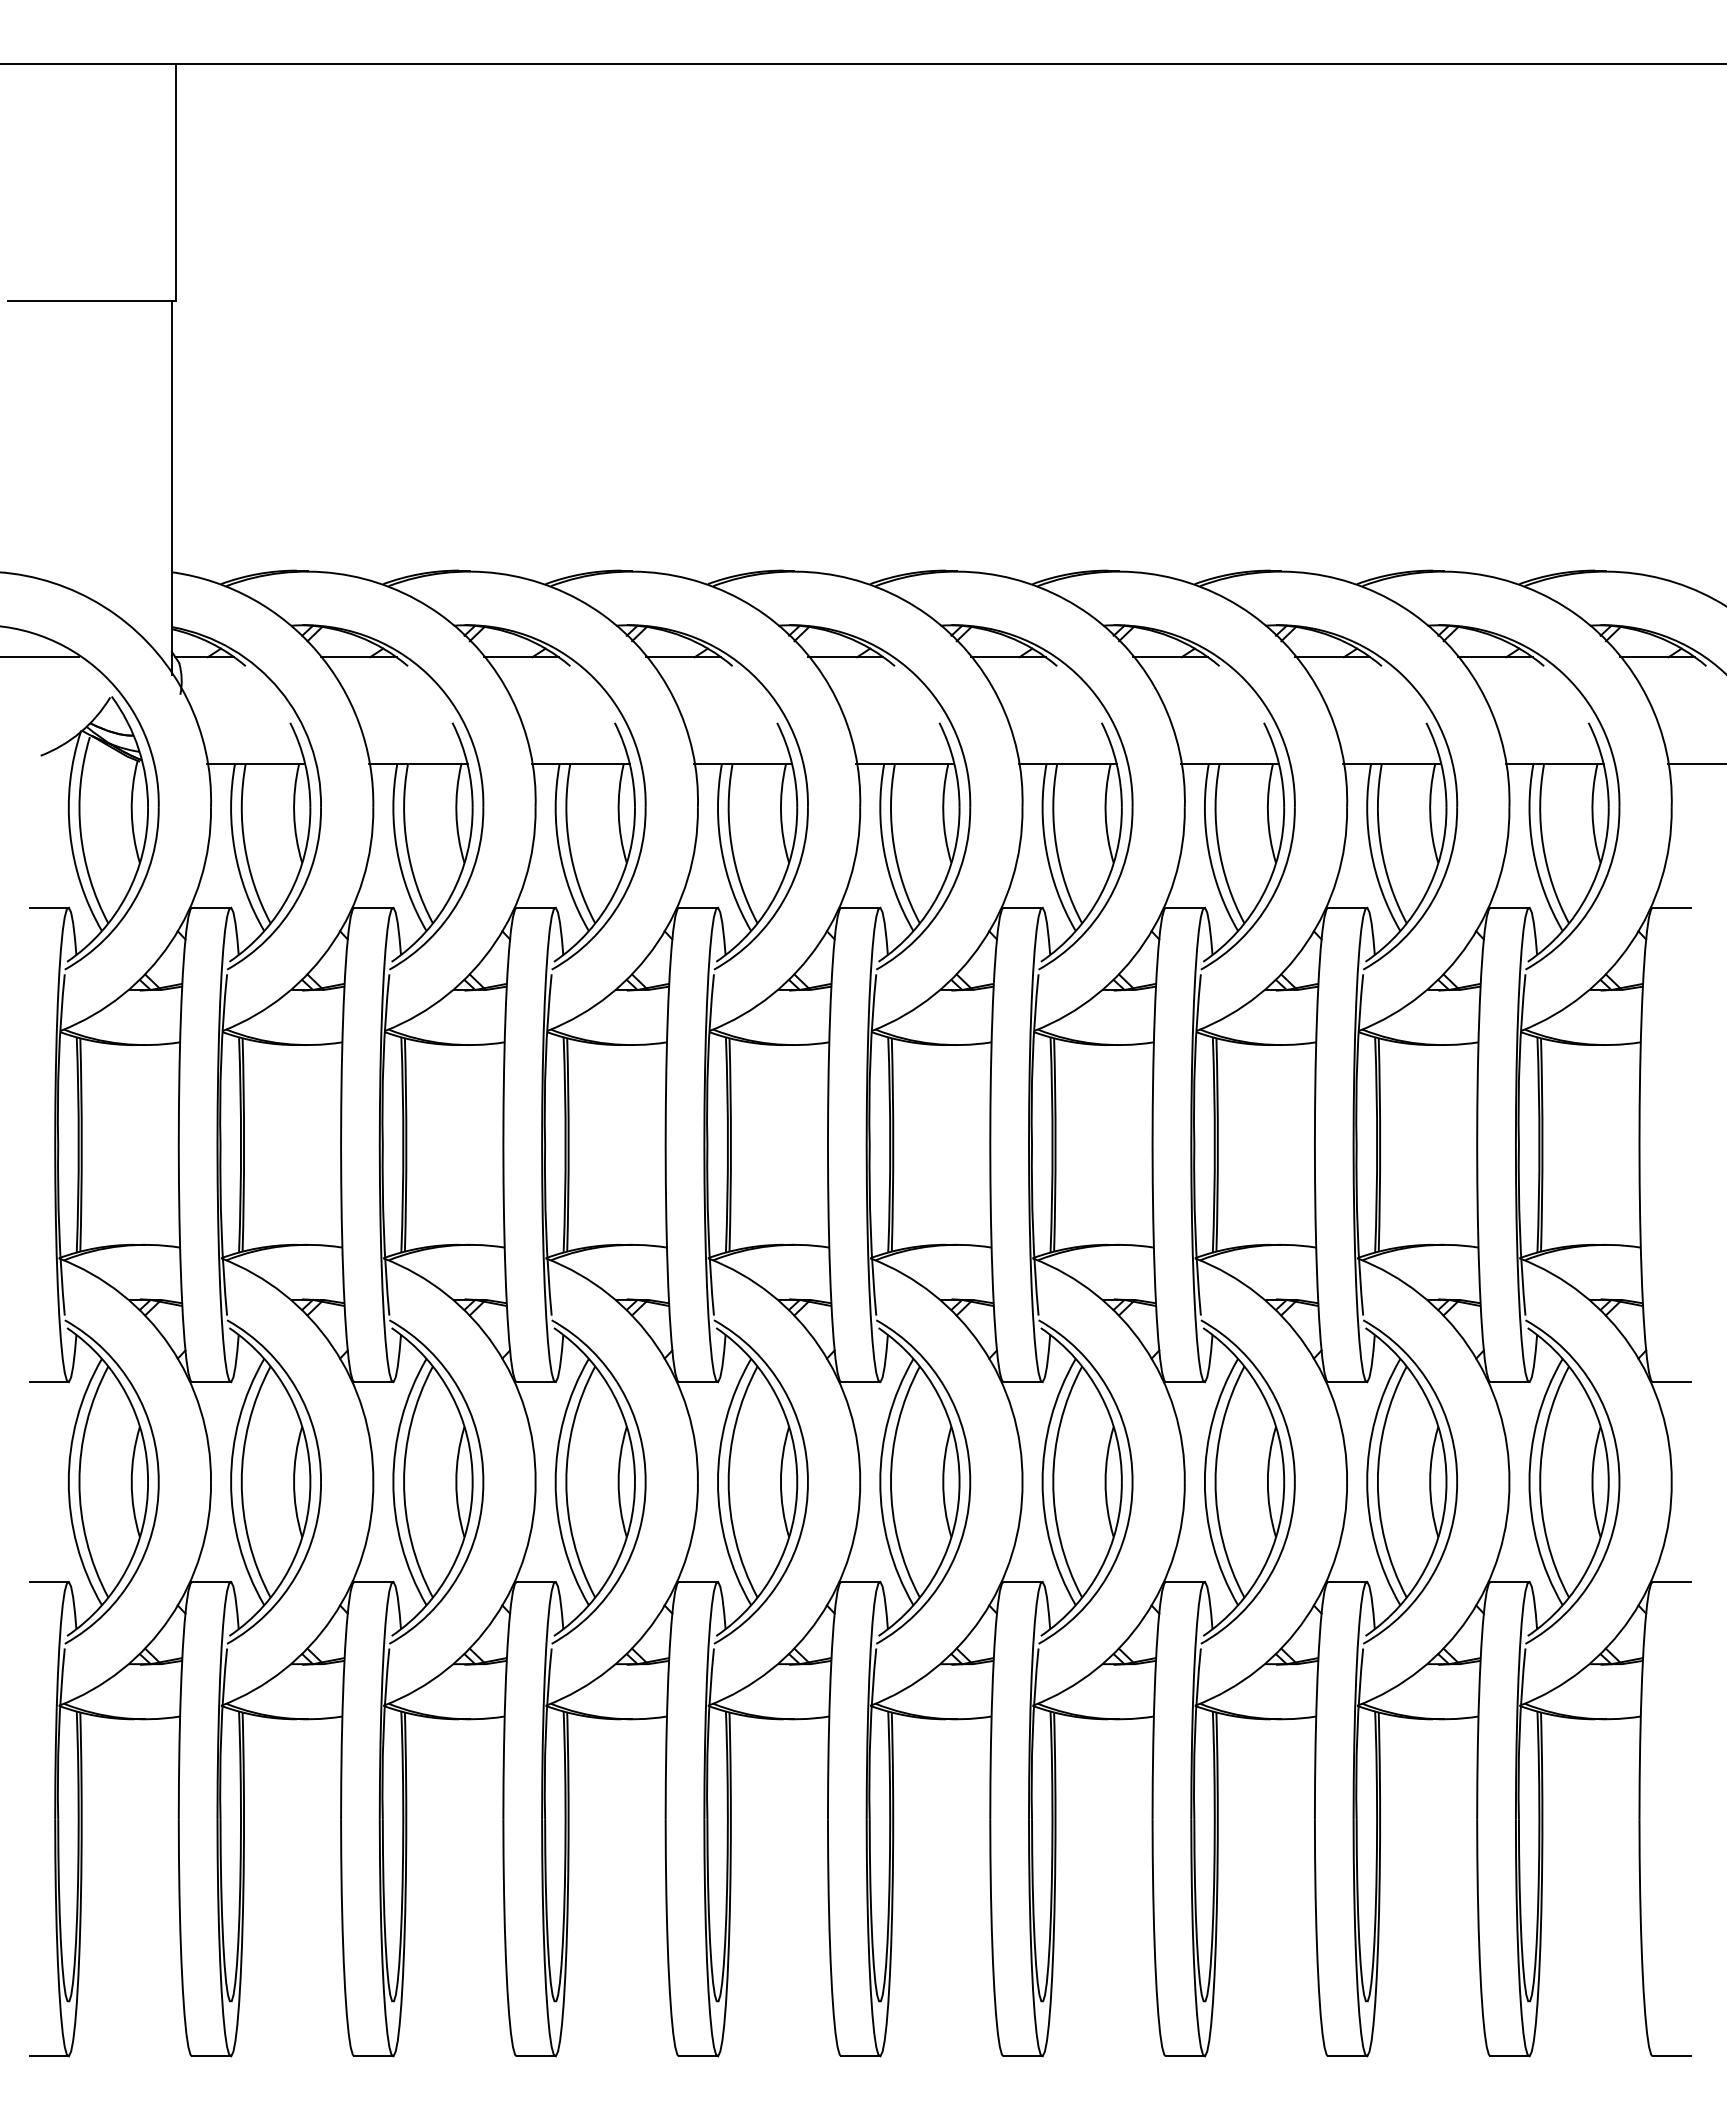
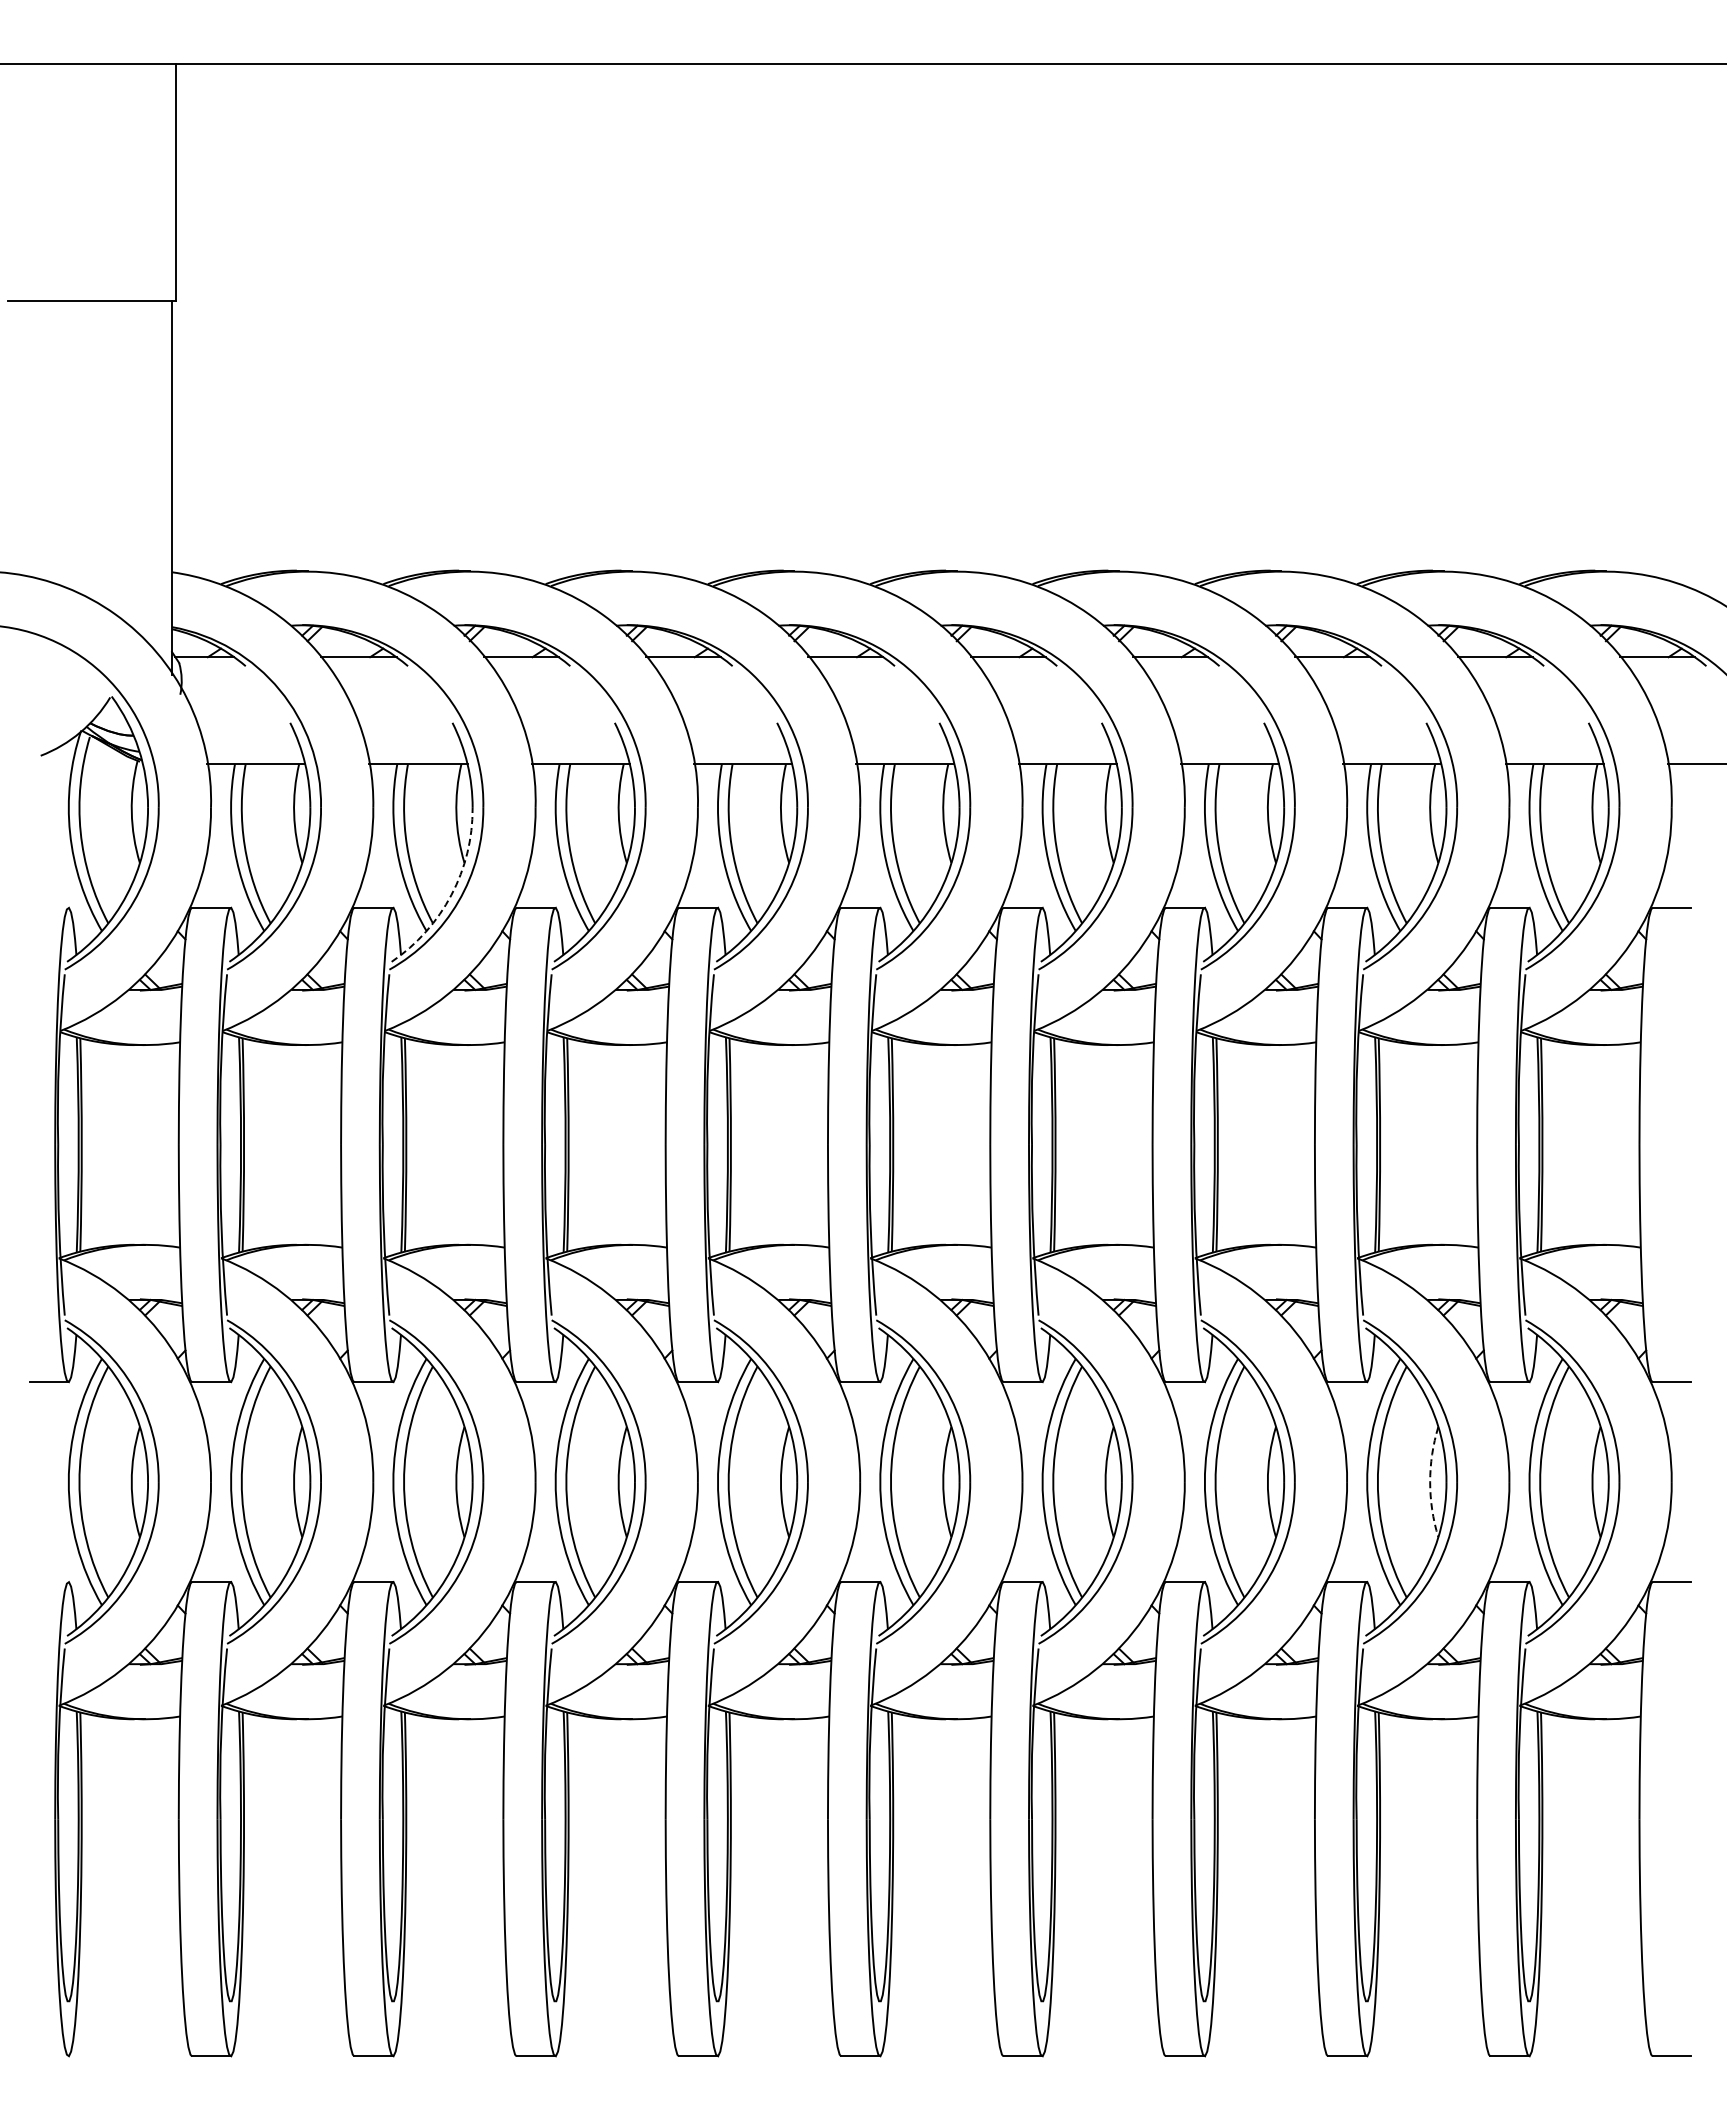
line: present -> none (40, 657)
arc: solid -> dashed (451, 895)
line: present -> none (48, 907)
arc: solid -> dashed (1430, 1482)
line: present -> none (48, 1581)
line: present -> none (48, 2056)
